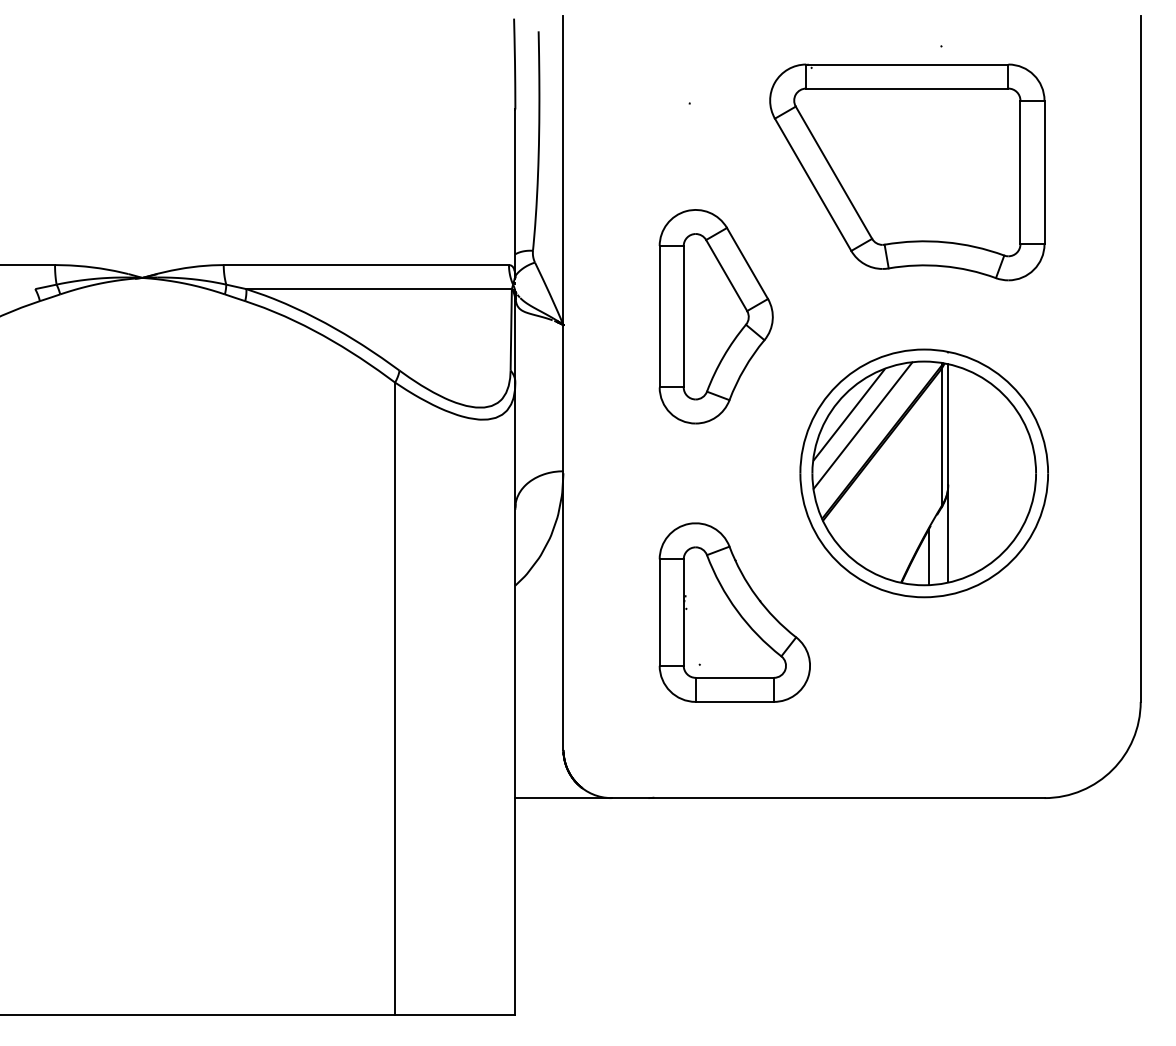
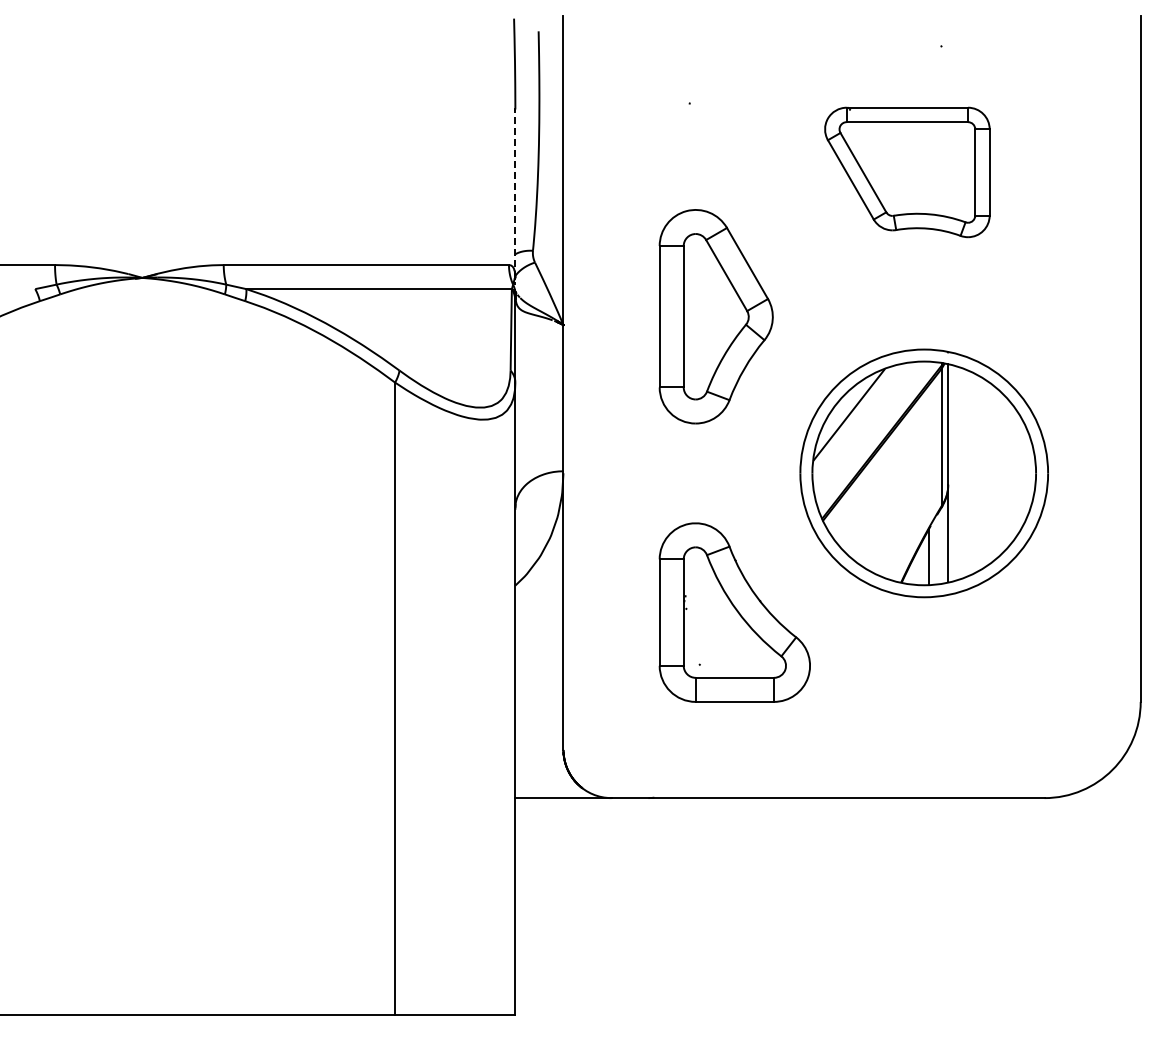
part size: 277x219 px -> 167x133 px (907, 172)
line: solid -> dashed (515, 193)
line: present -> none (862, 425)
